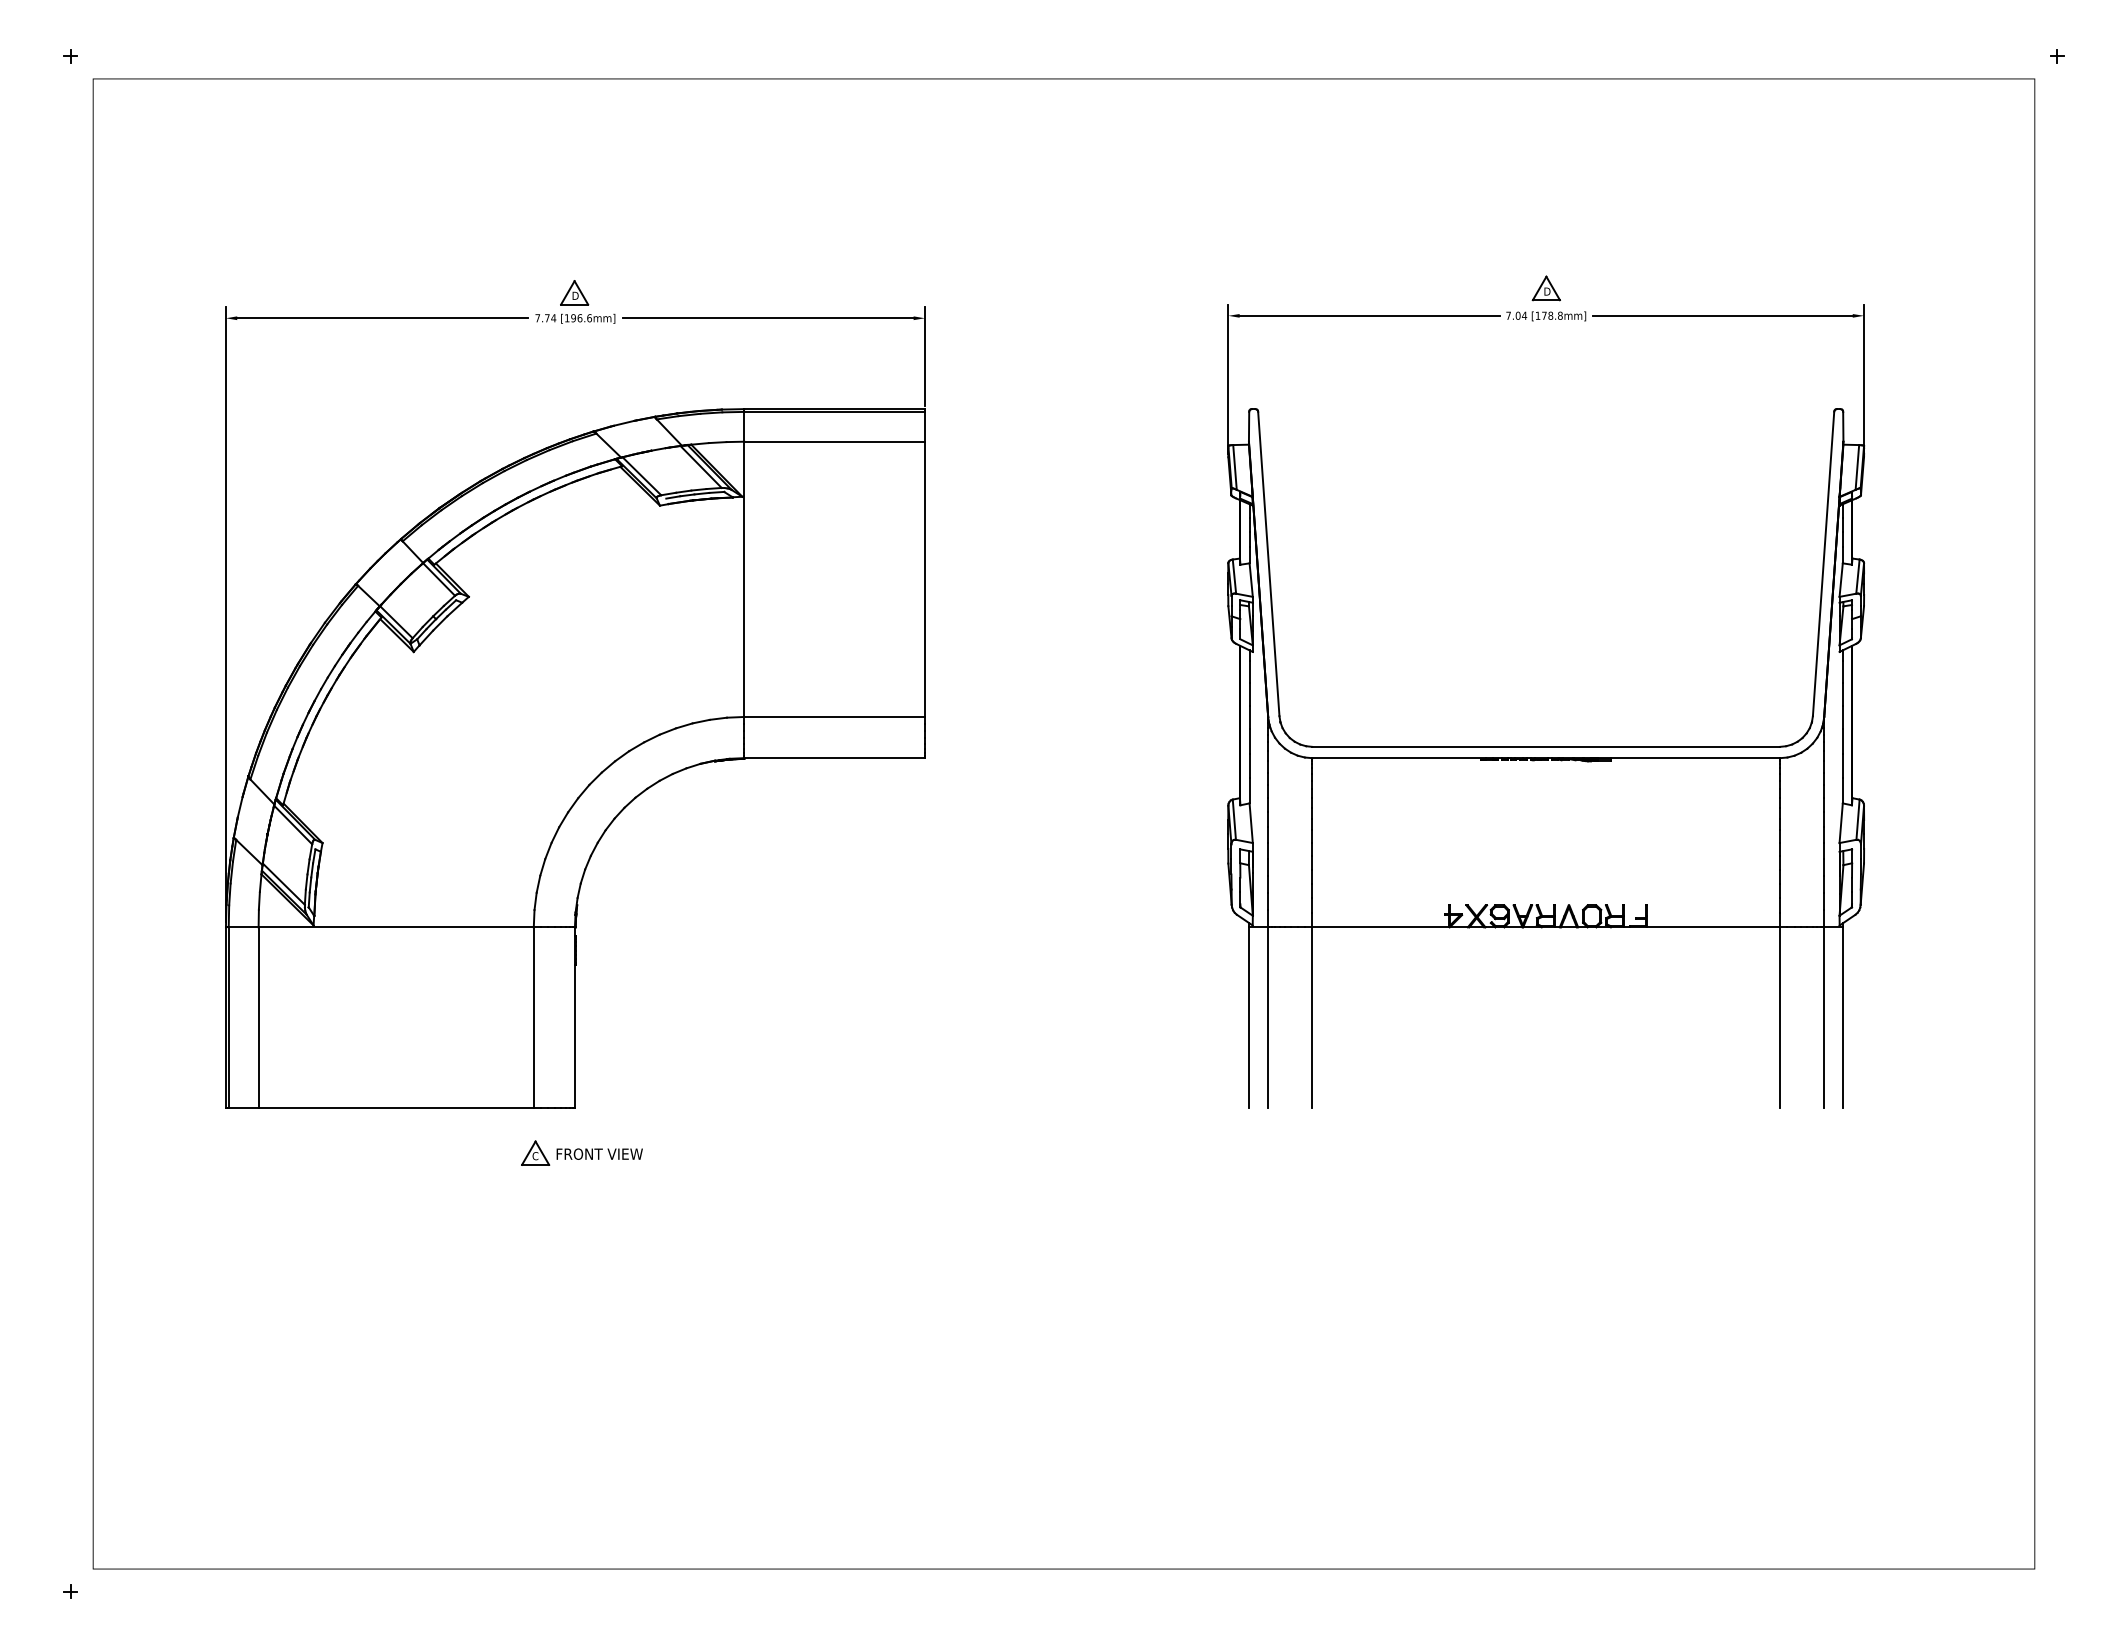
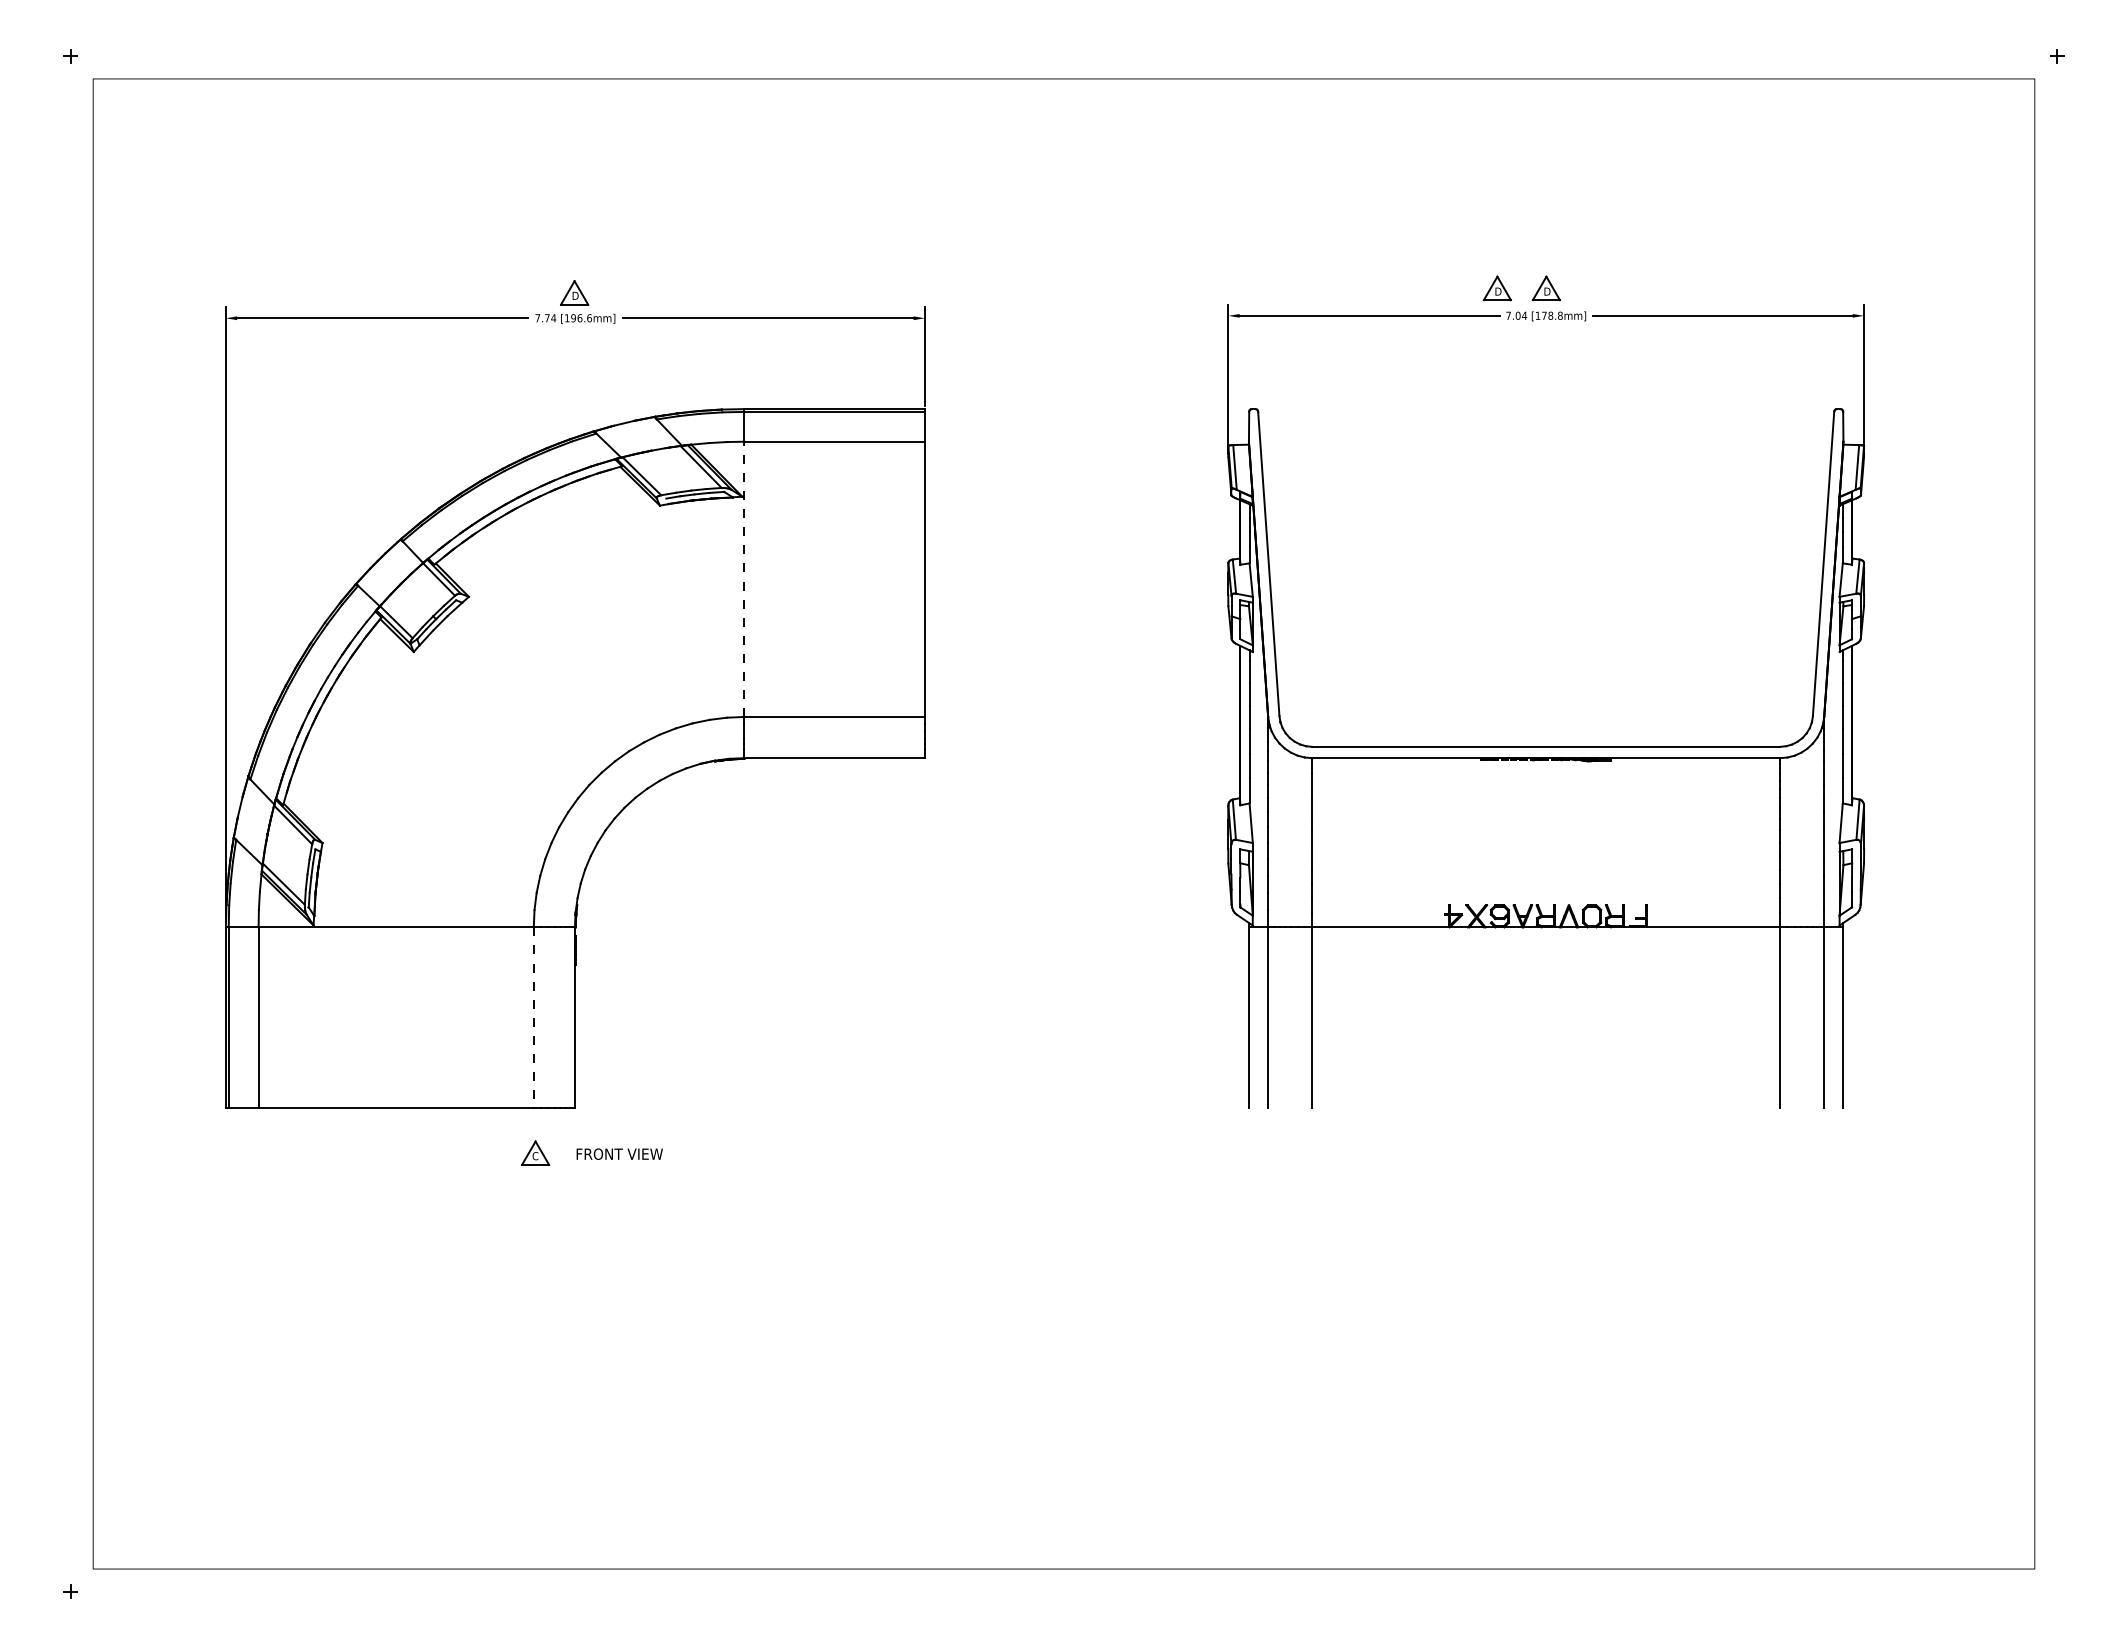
part: none -> present (1496, 288)
line: solid -> dashed (744, 579)
line: solid -> dashed (533, 1018)
text position: (599, 1153) -> (619, 1153) (619, 1153)
